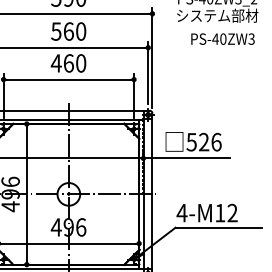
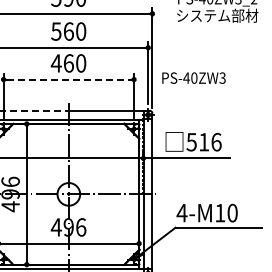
text position: (222, 38) -> (193, 77) (193, 77)
line: solid -> dashed (68, 79)
line: solid -> dashed (34, 110)
text: 526 -> 516 (204, 141)
text: 4-M12 -> 4-M10 (232, 213)
